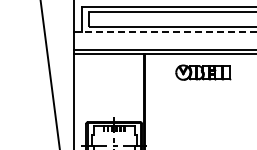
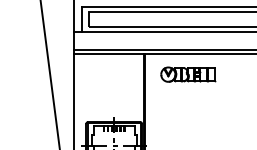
line: dashed -> solid (165, 32)
part position: (203, 72) -> (188, 74) (188, 74)
